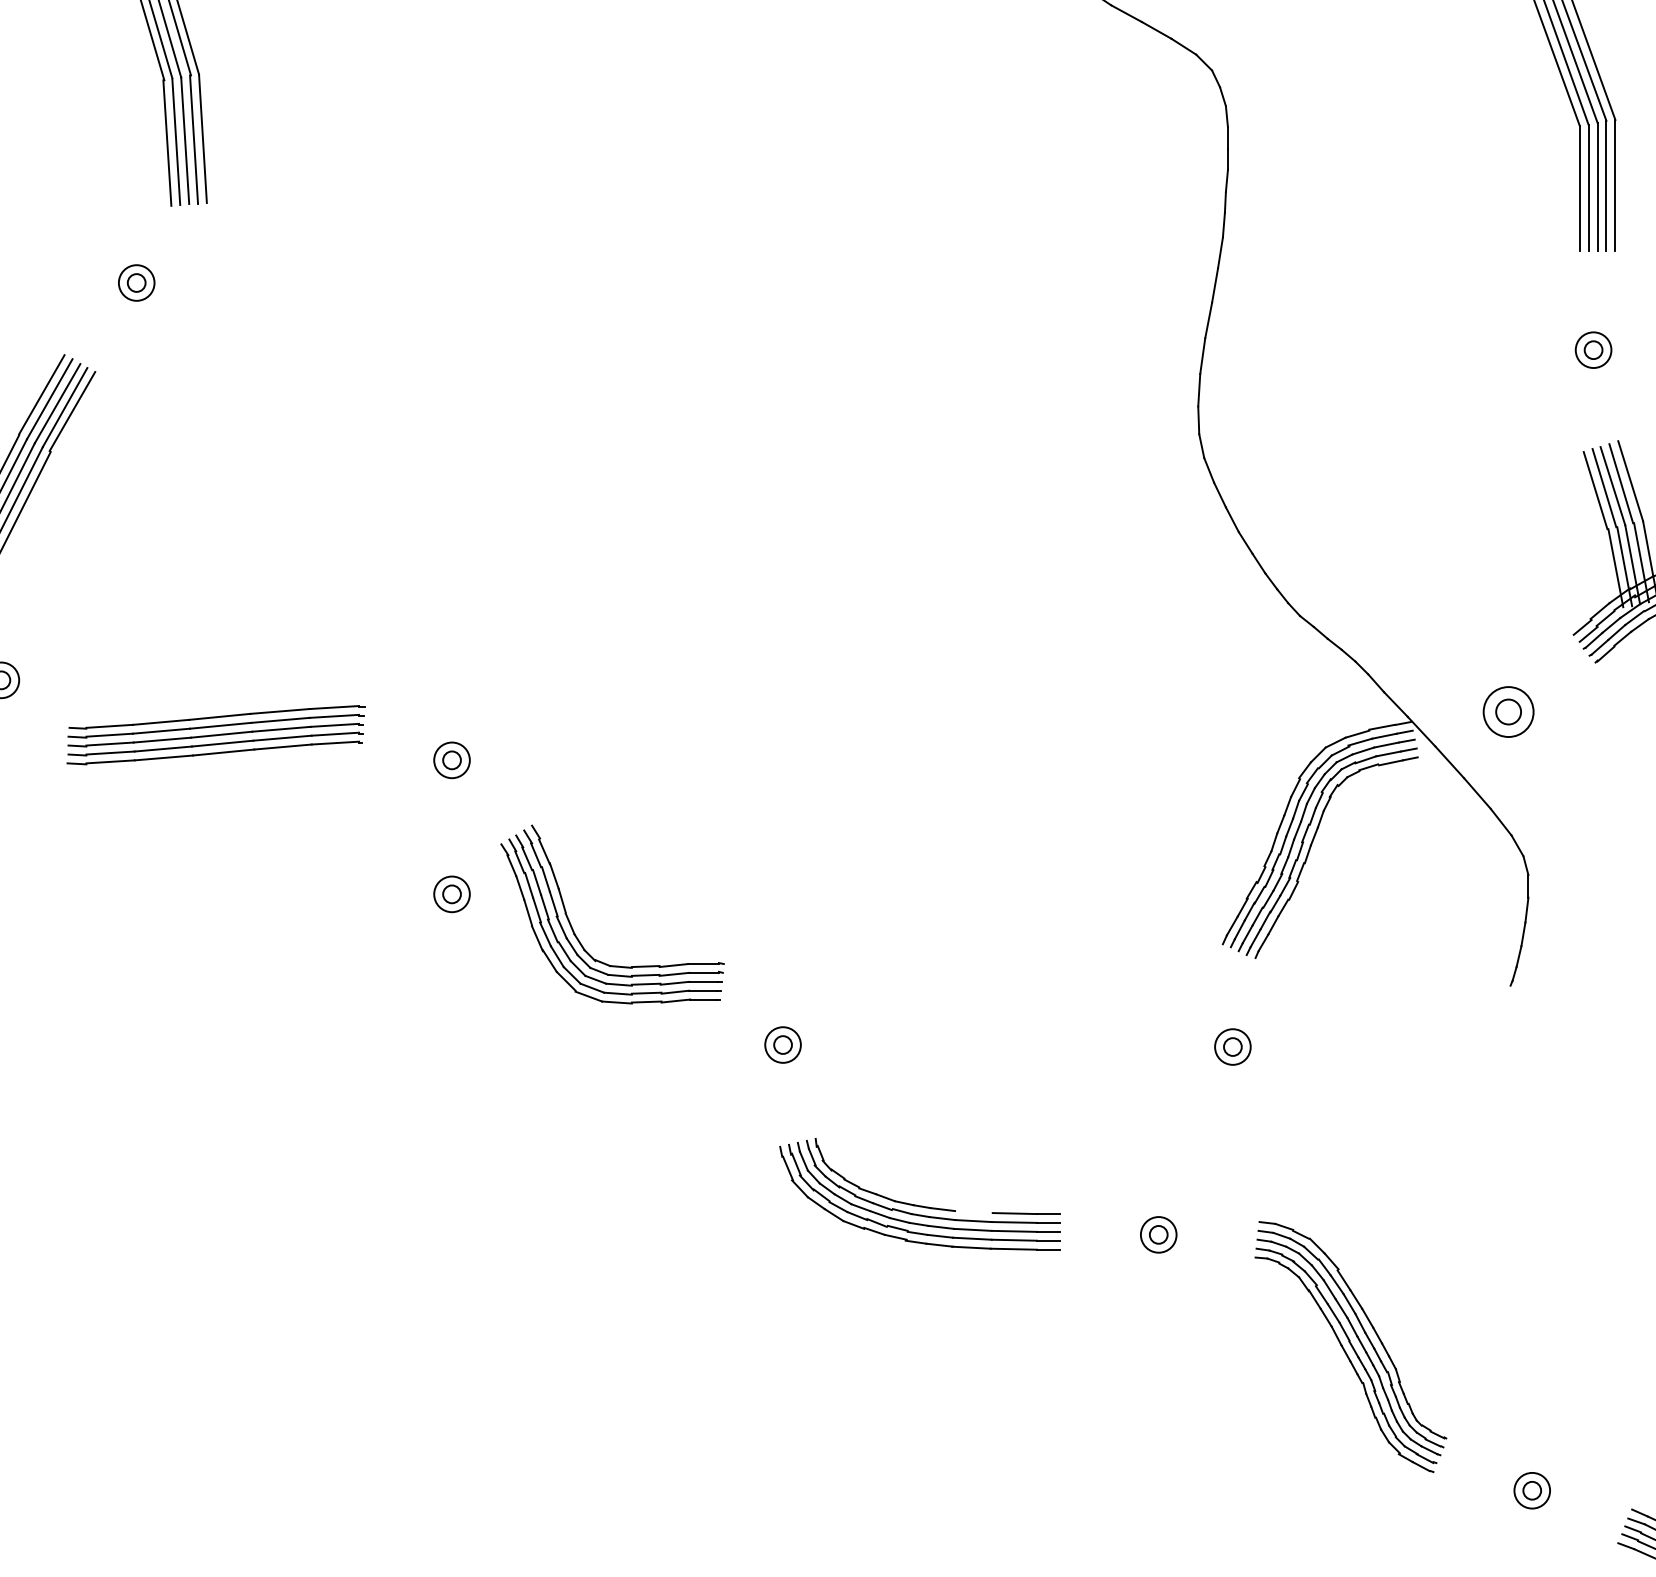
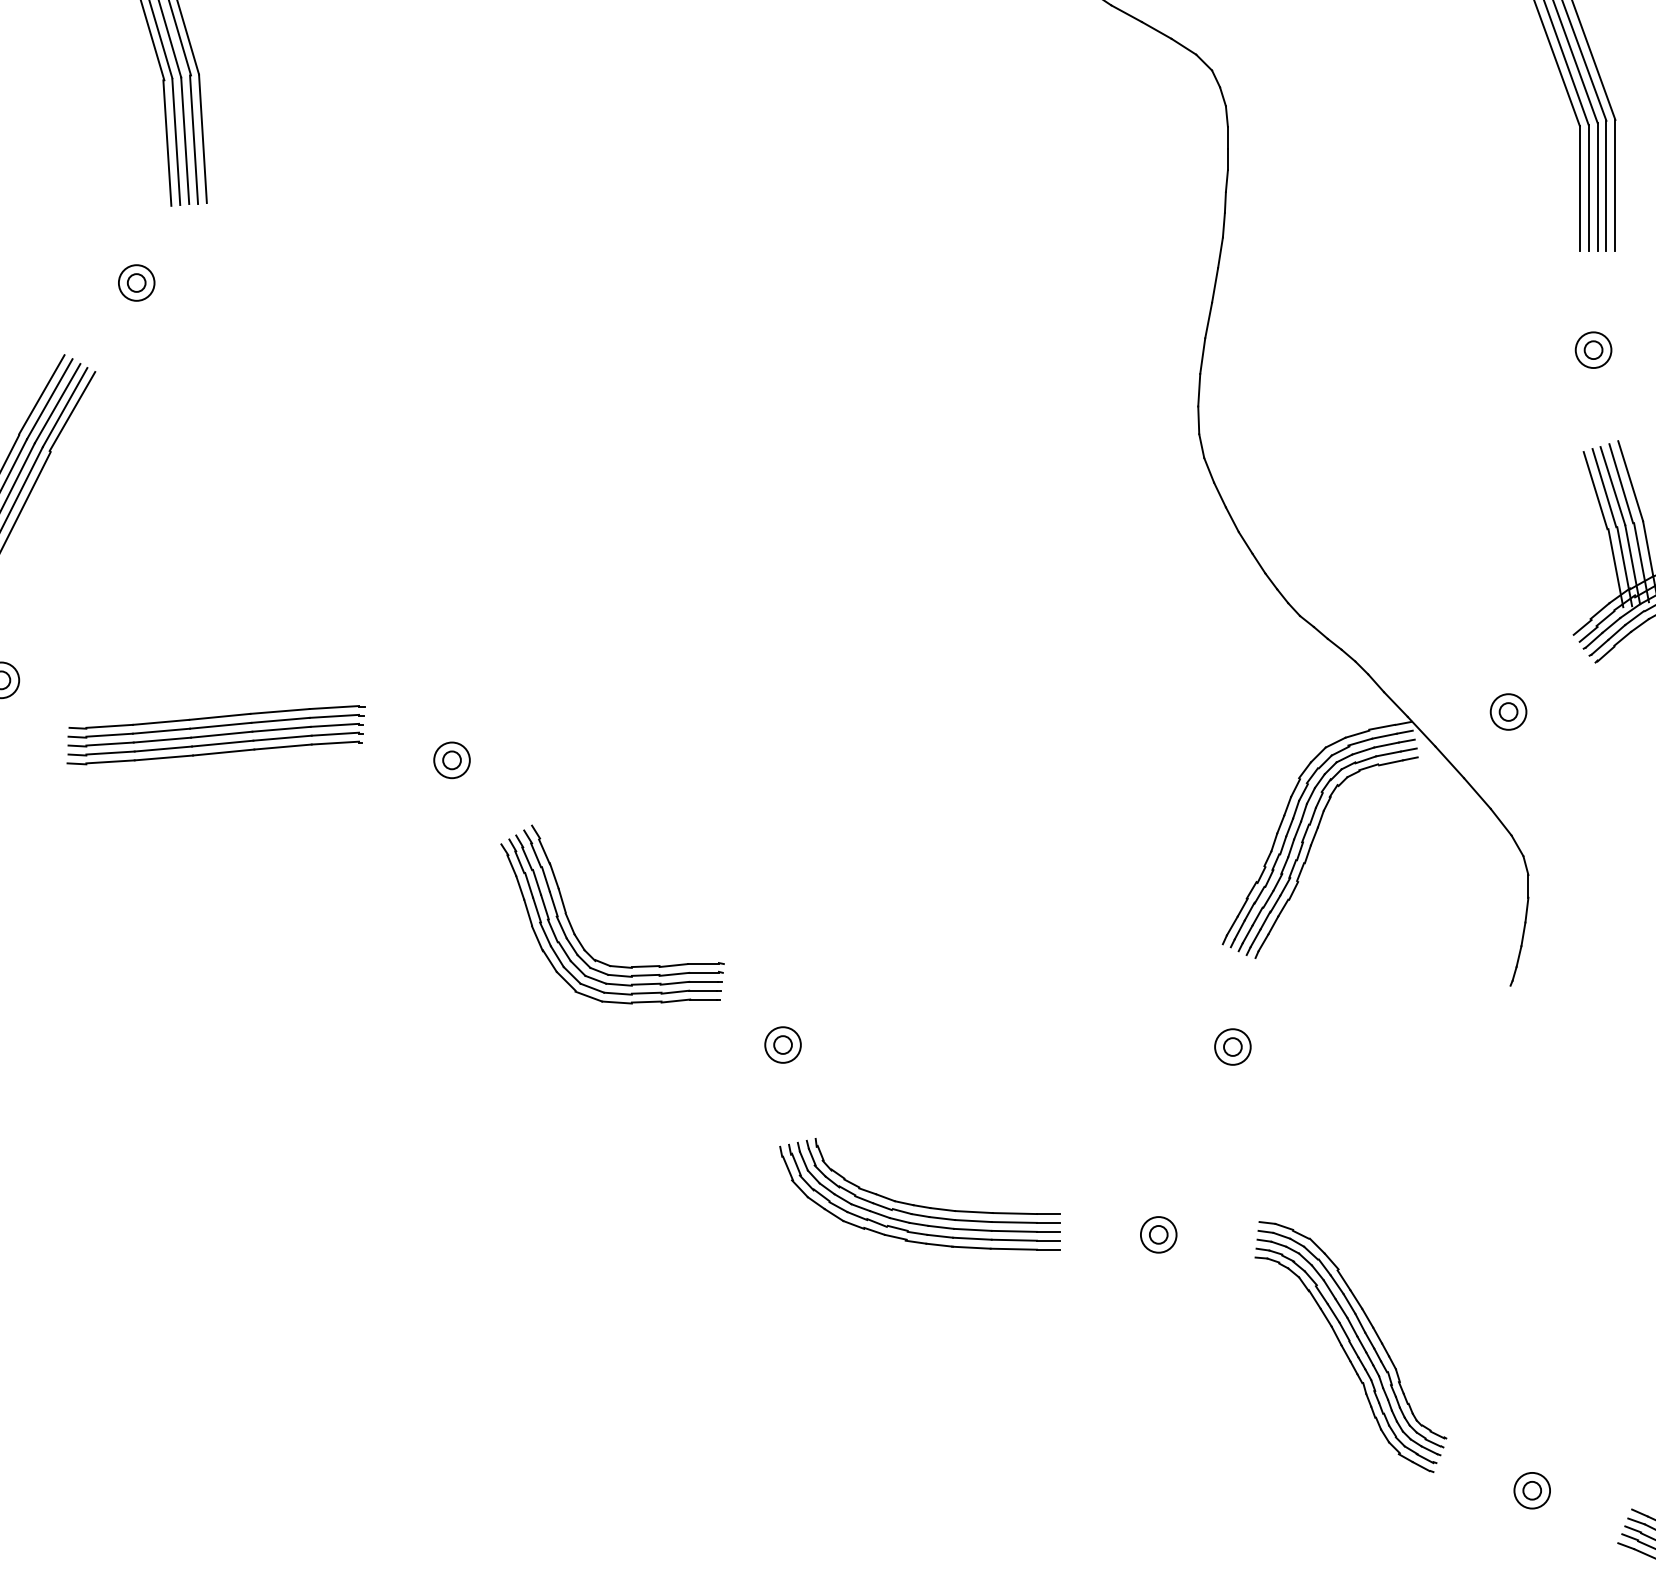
part size: 53x52 px -> 39x38 px (1508, 711)
part: present -> none (451, 894)
line: none -> present (973, 1212)
